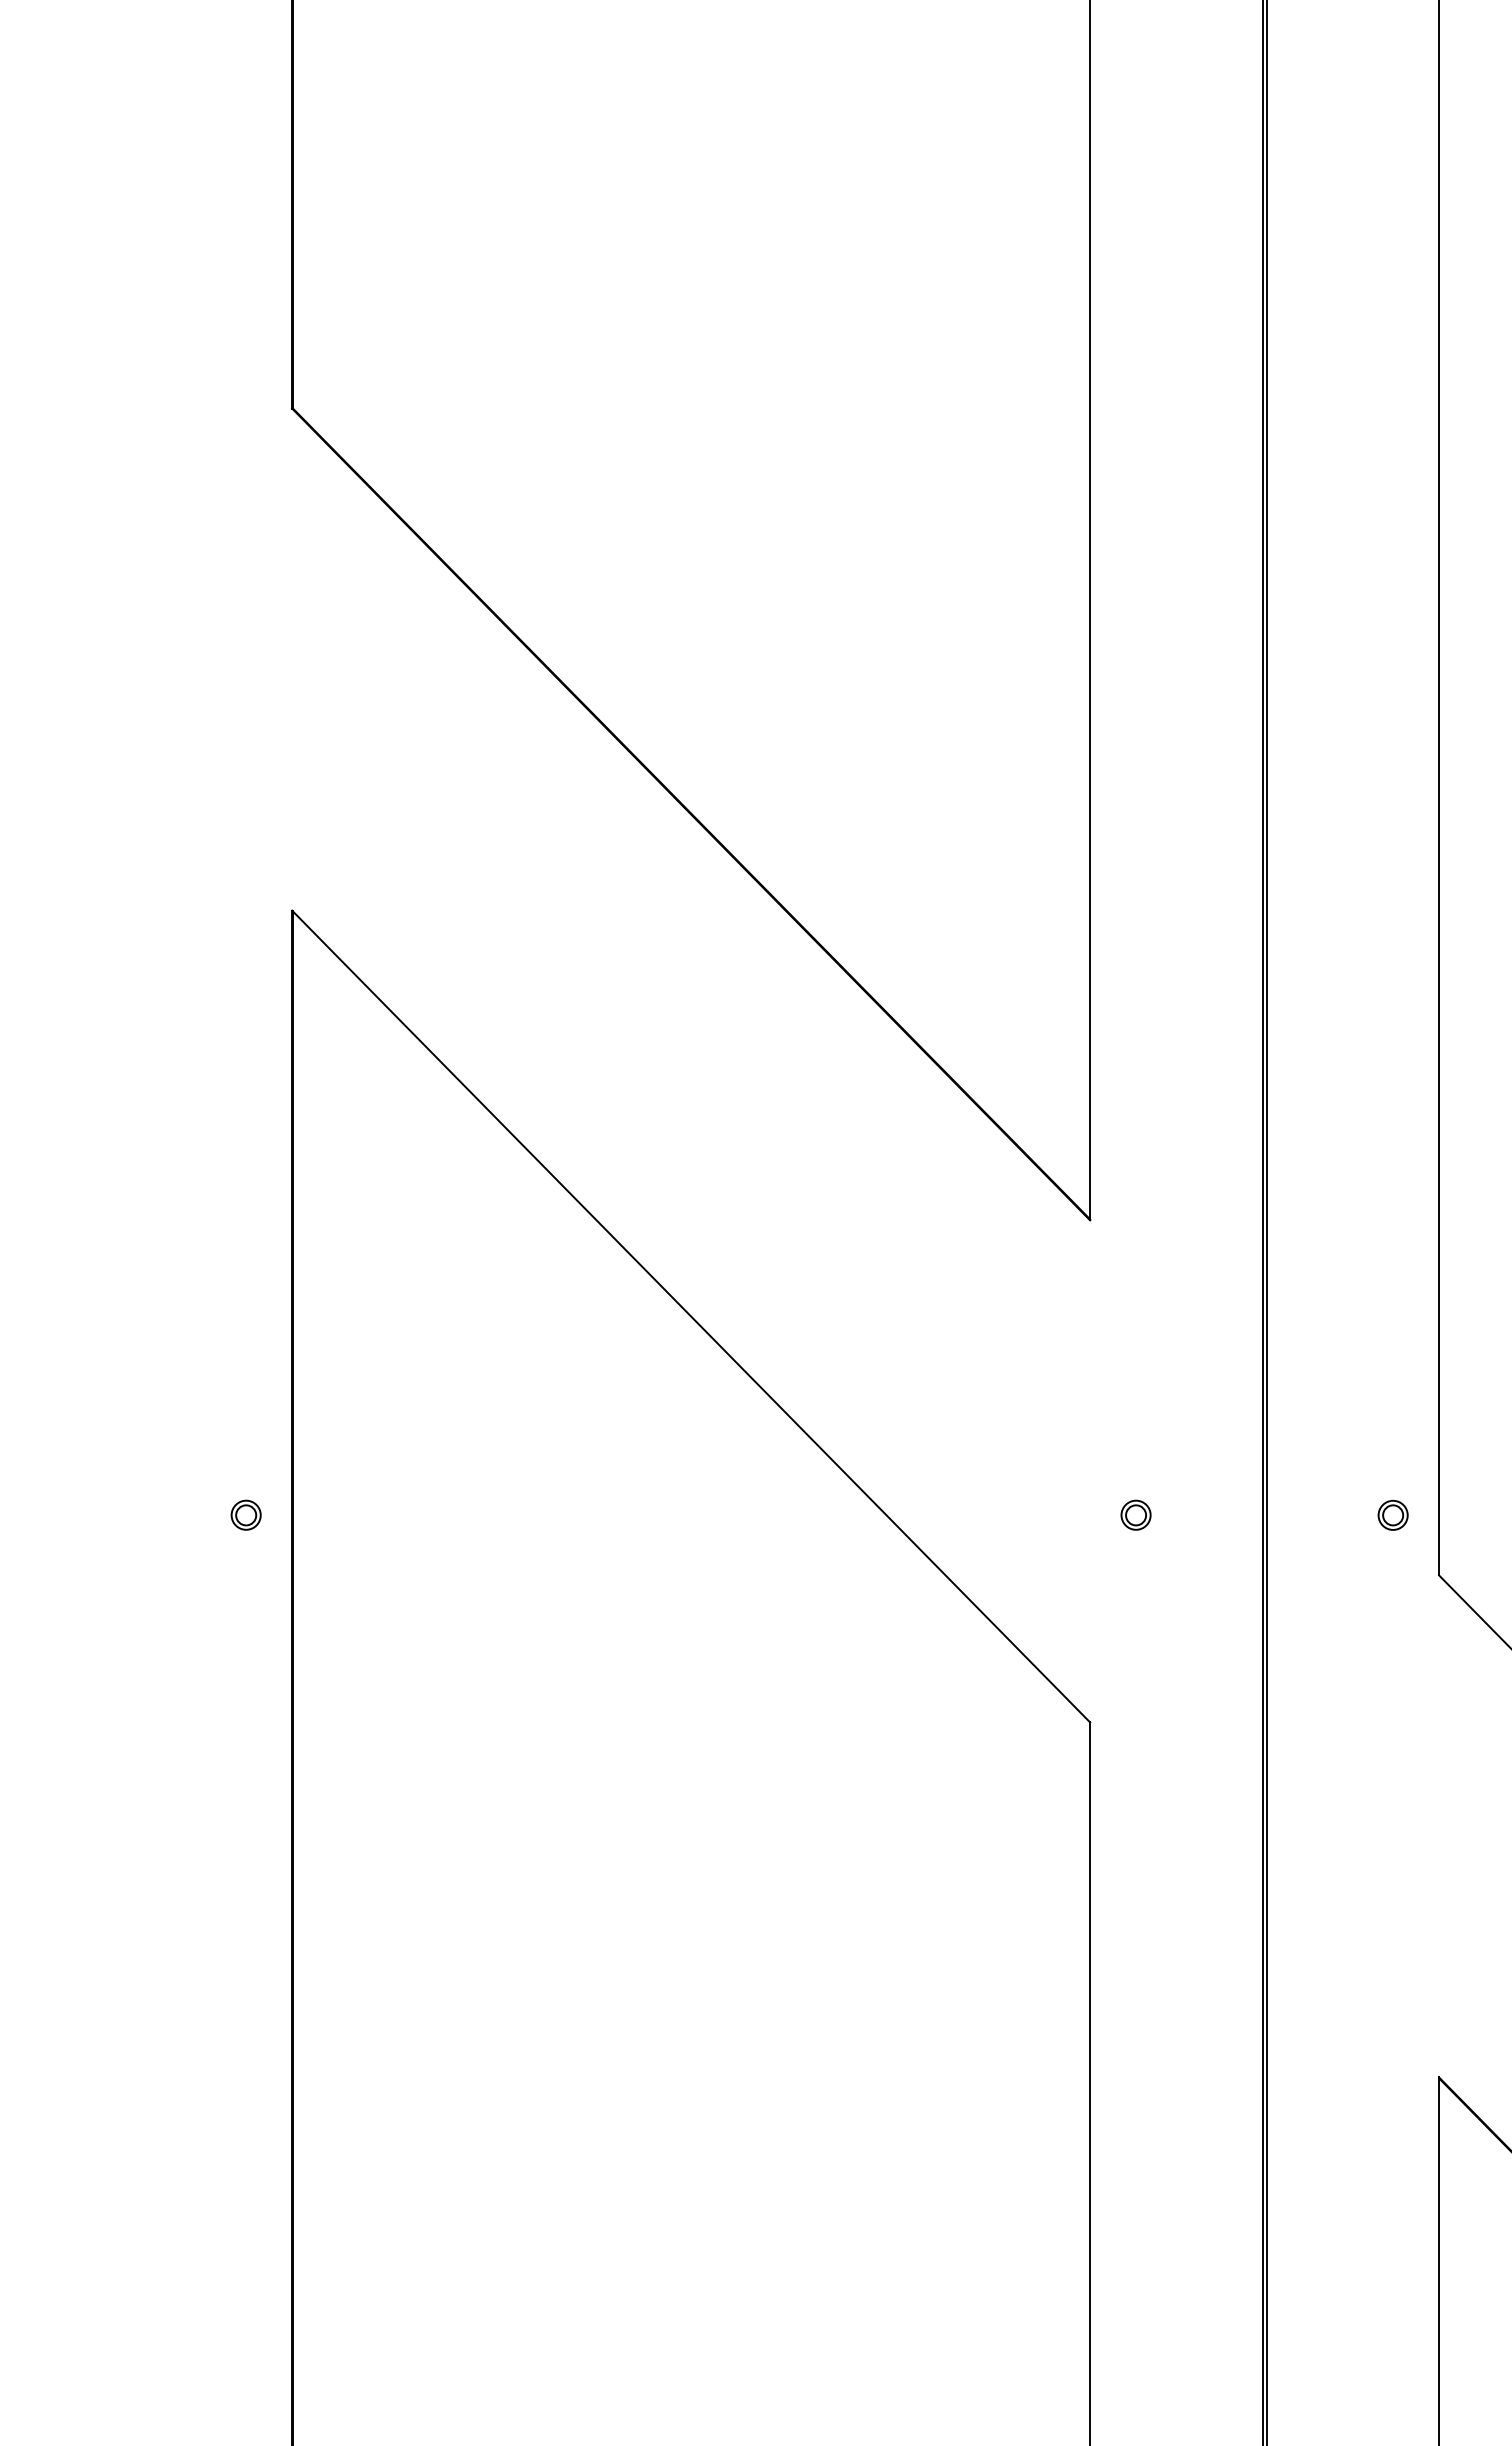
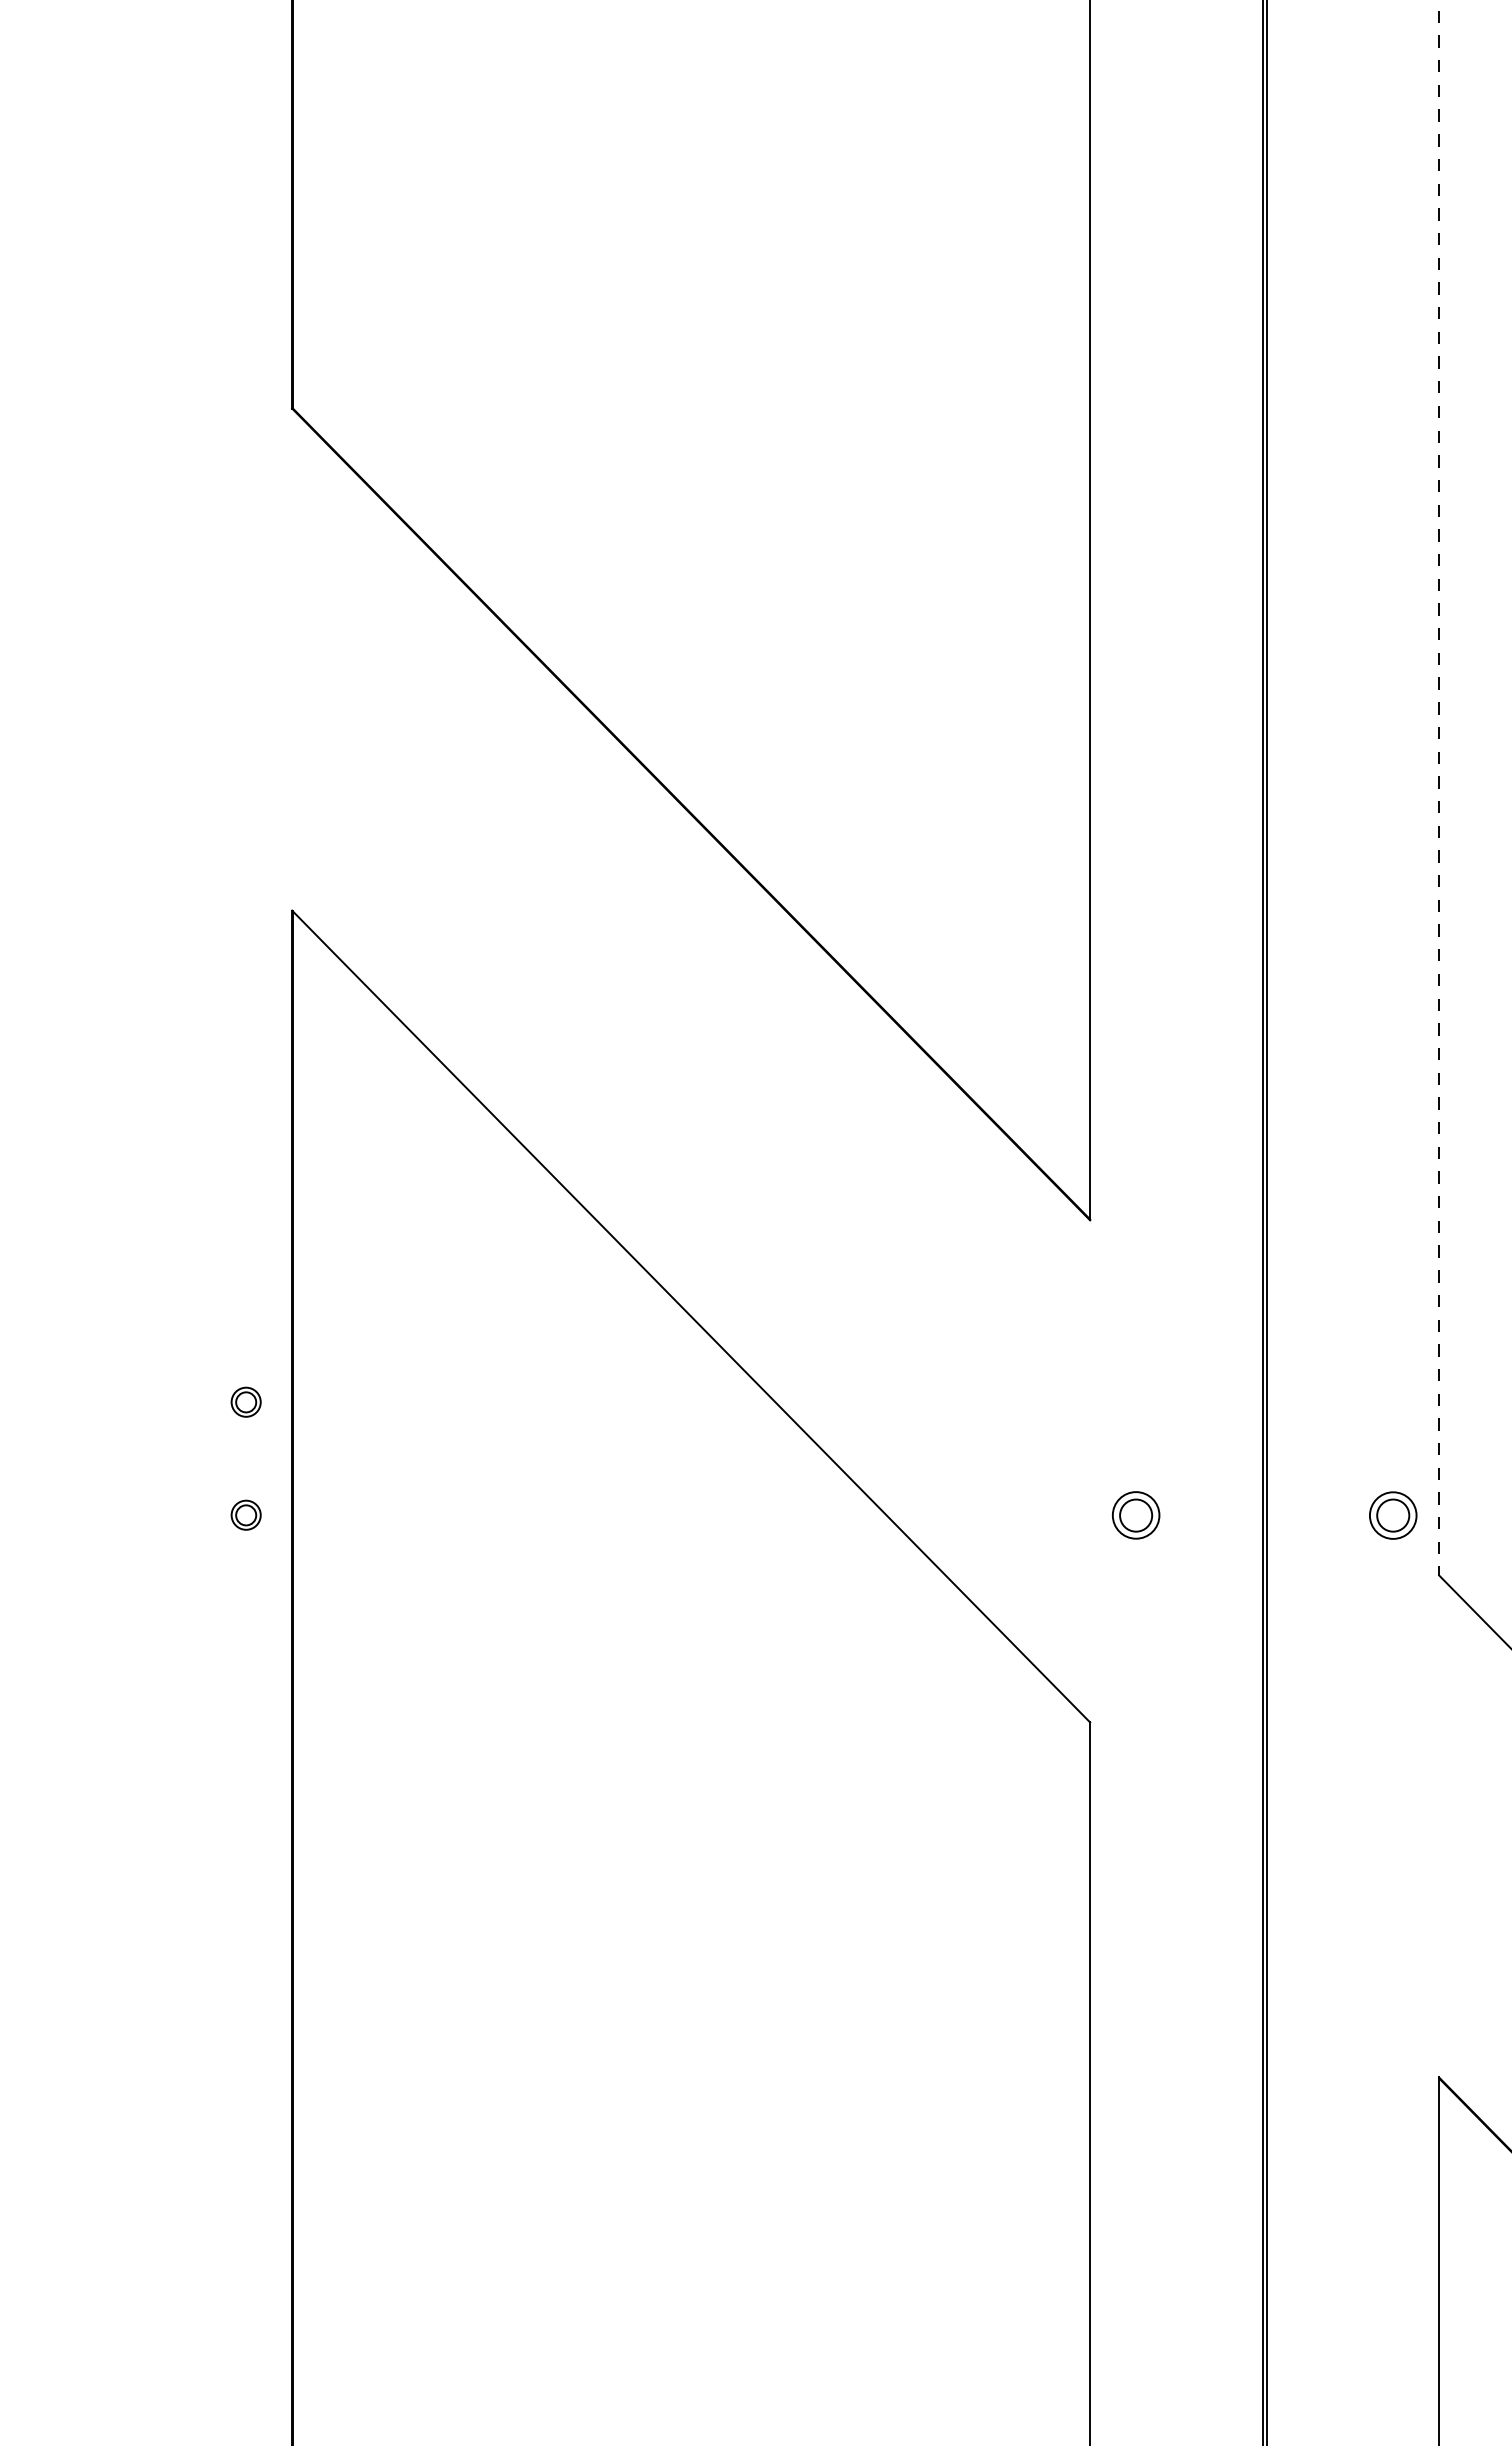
line: solid -> dashed (1439, 788)
part: none -> present (245, 1401)
part size: 32x32 px -> 50x49 px (1135, 1515)
part size: 32x32 px -> 49x49 px (1393, 1515)
